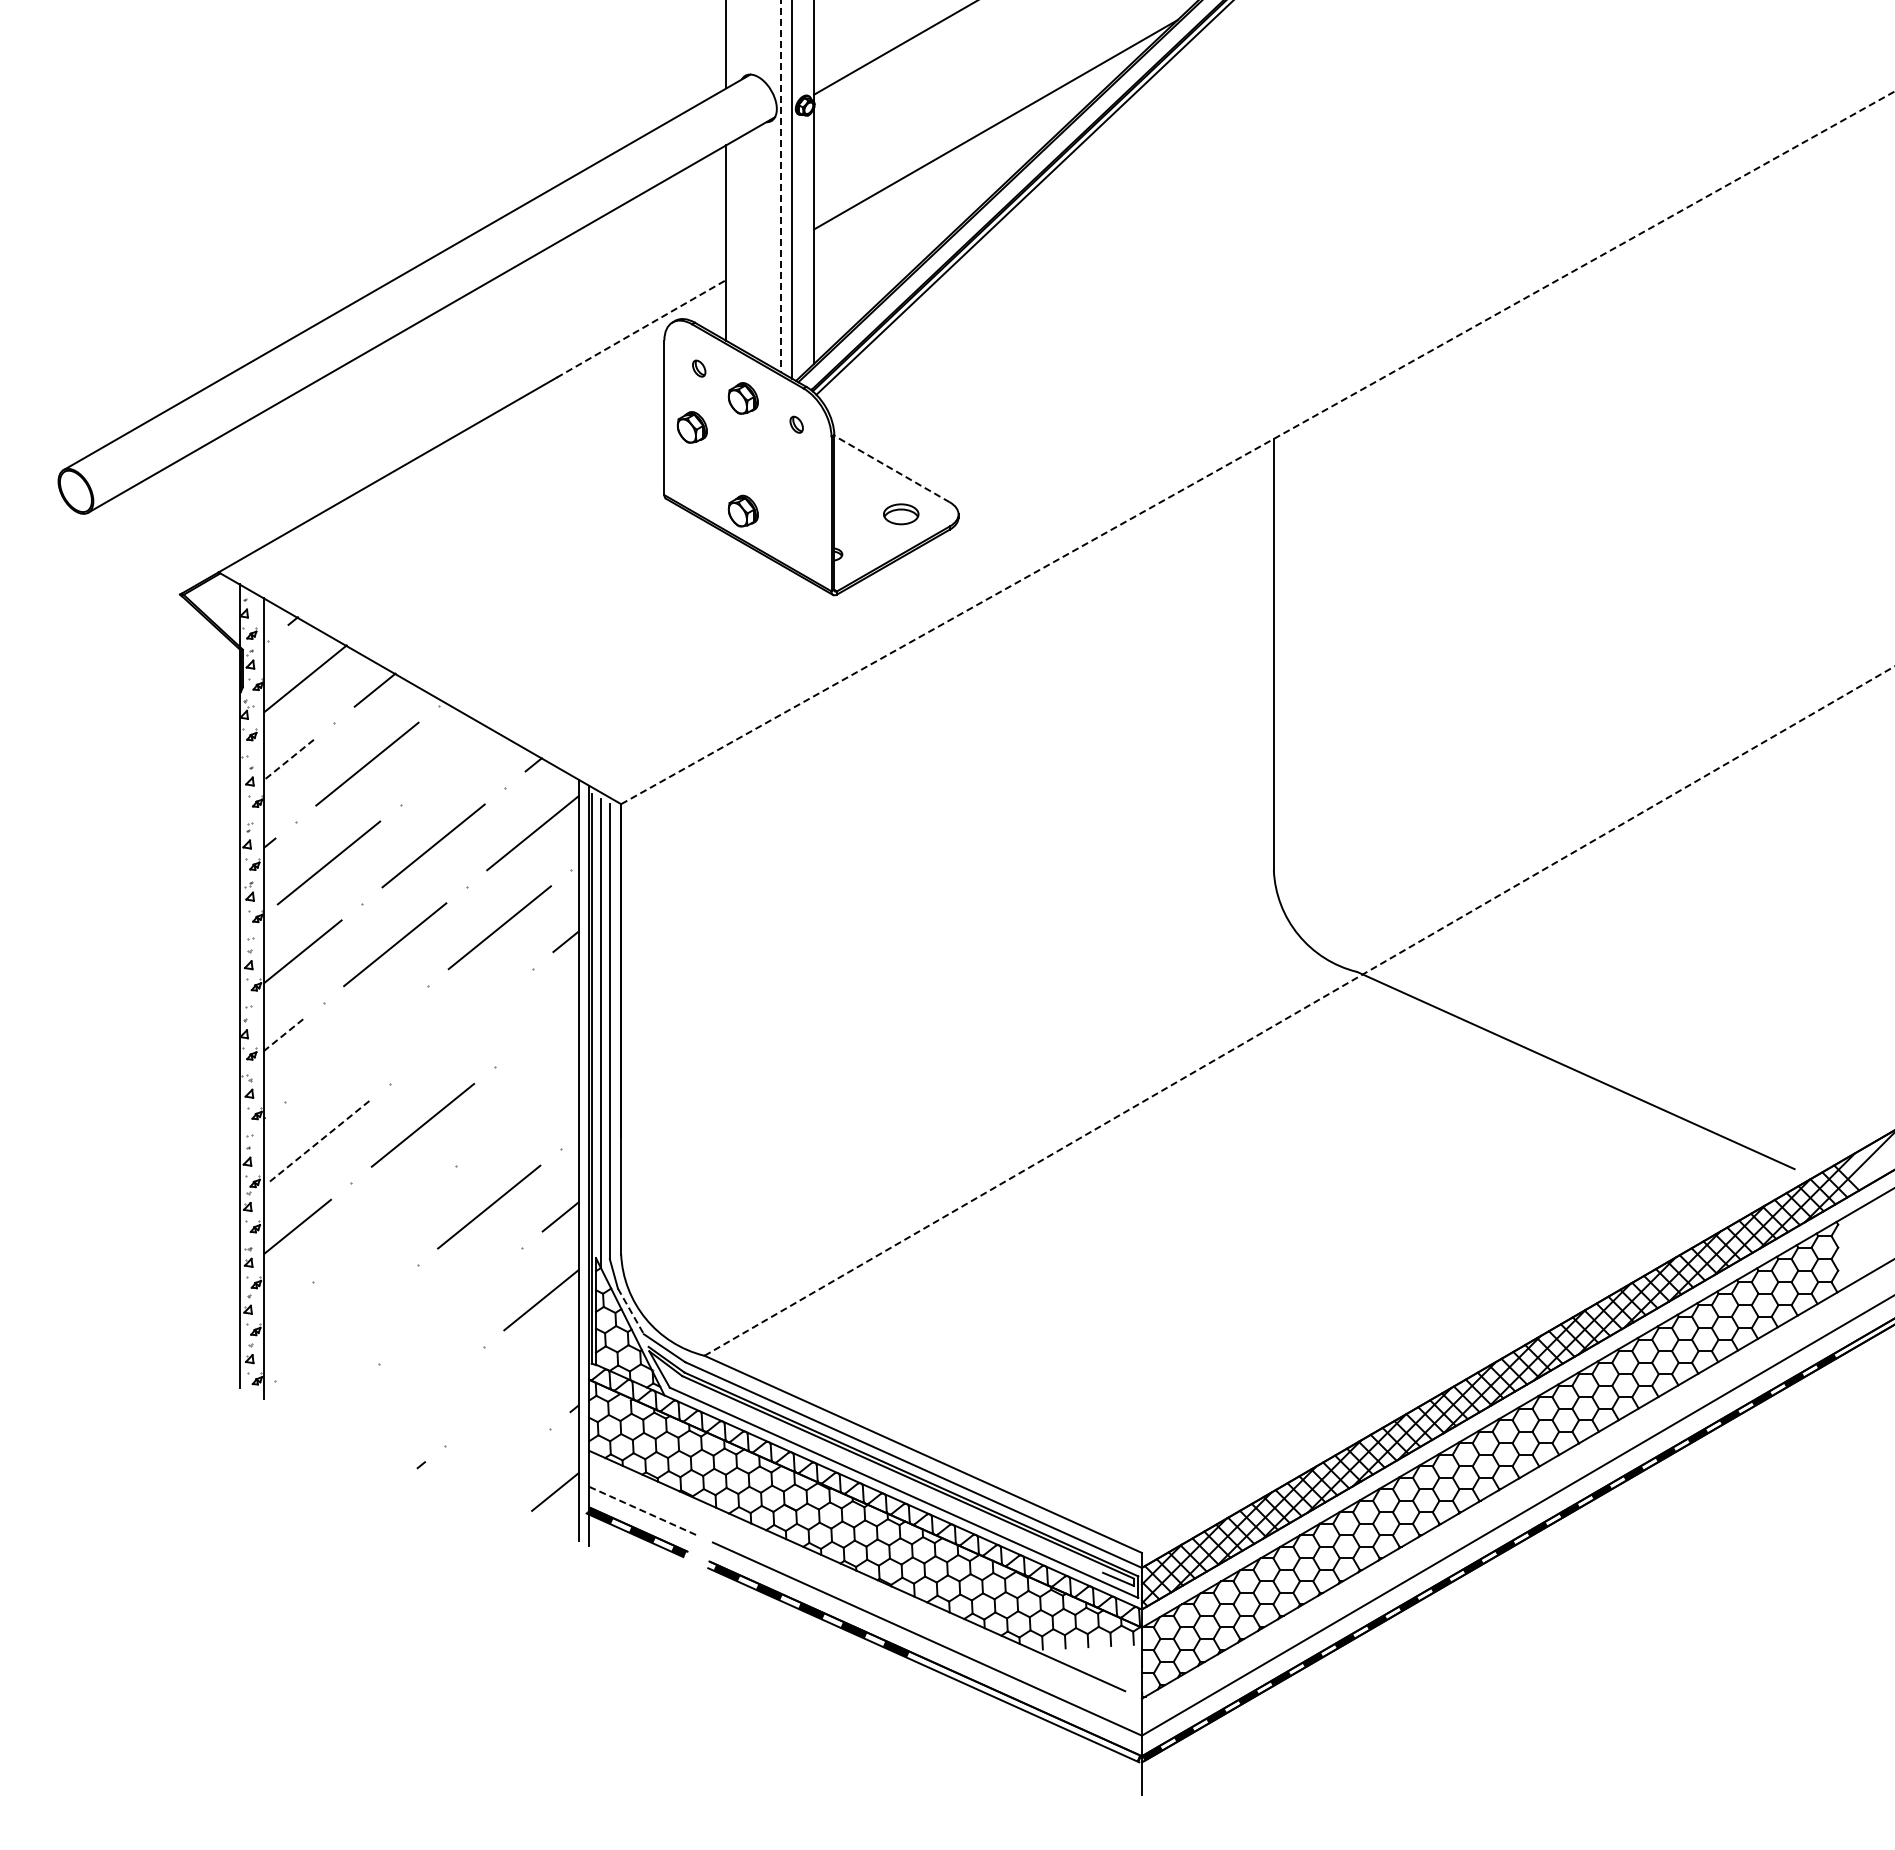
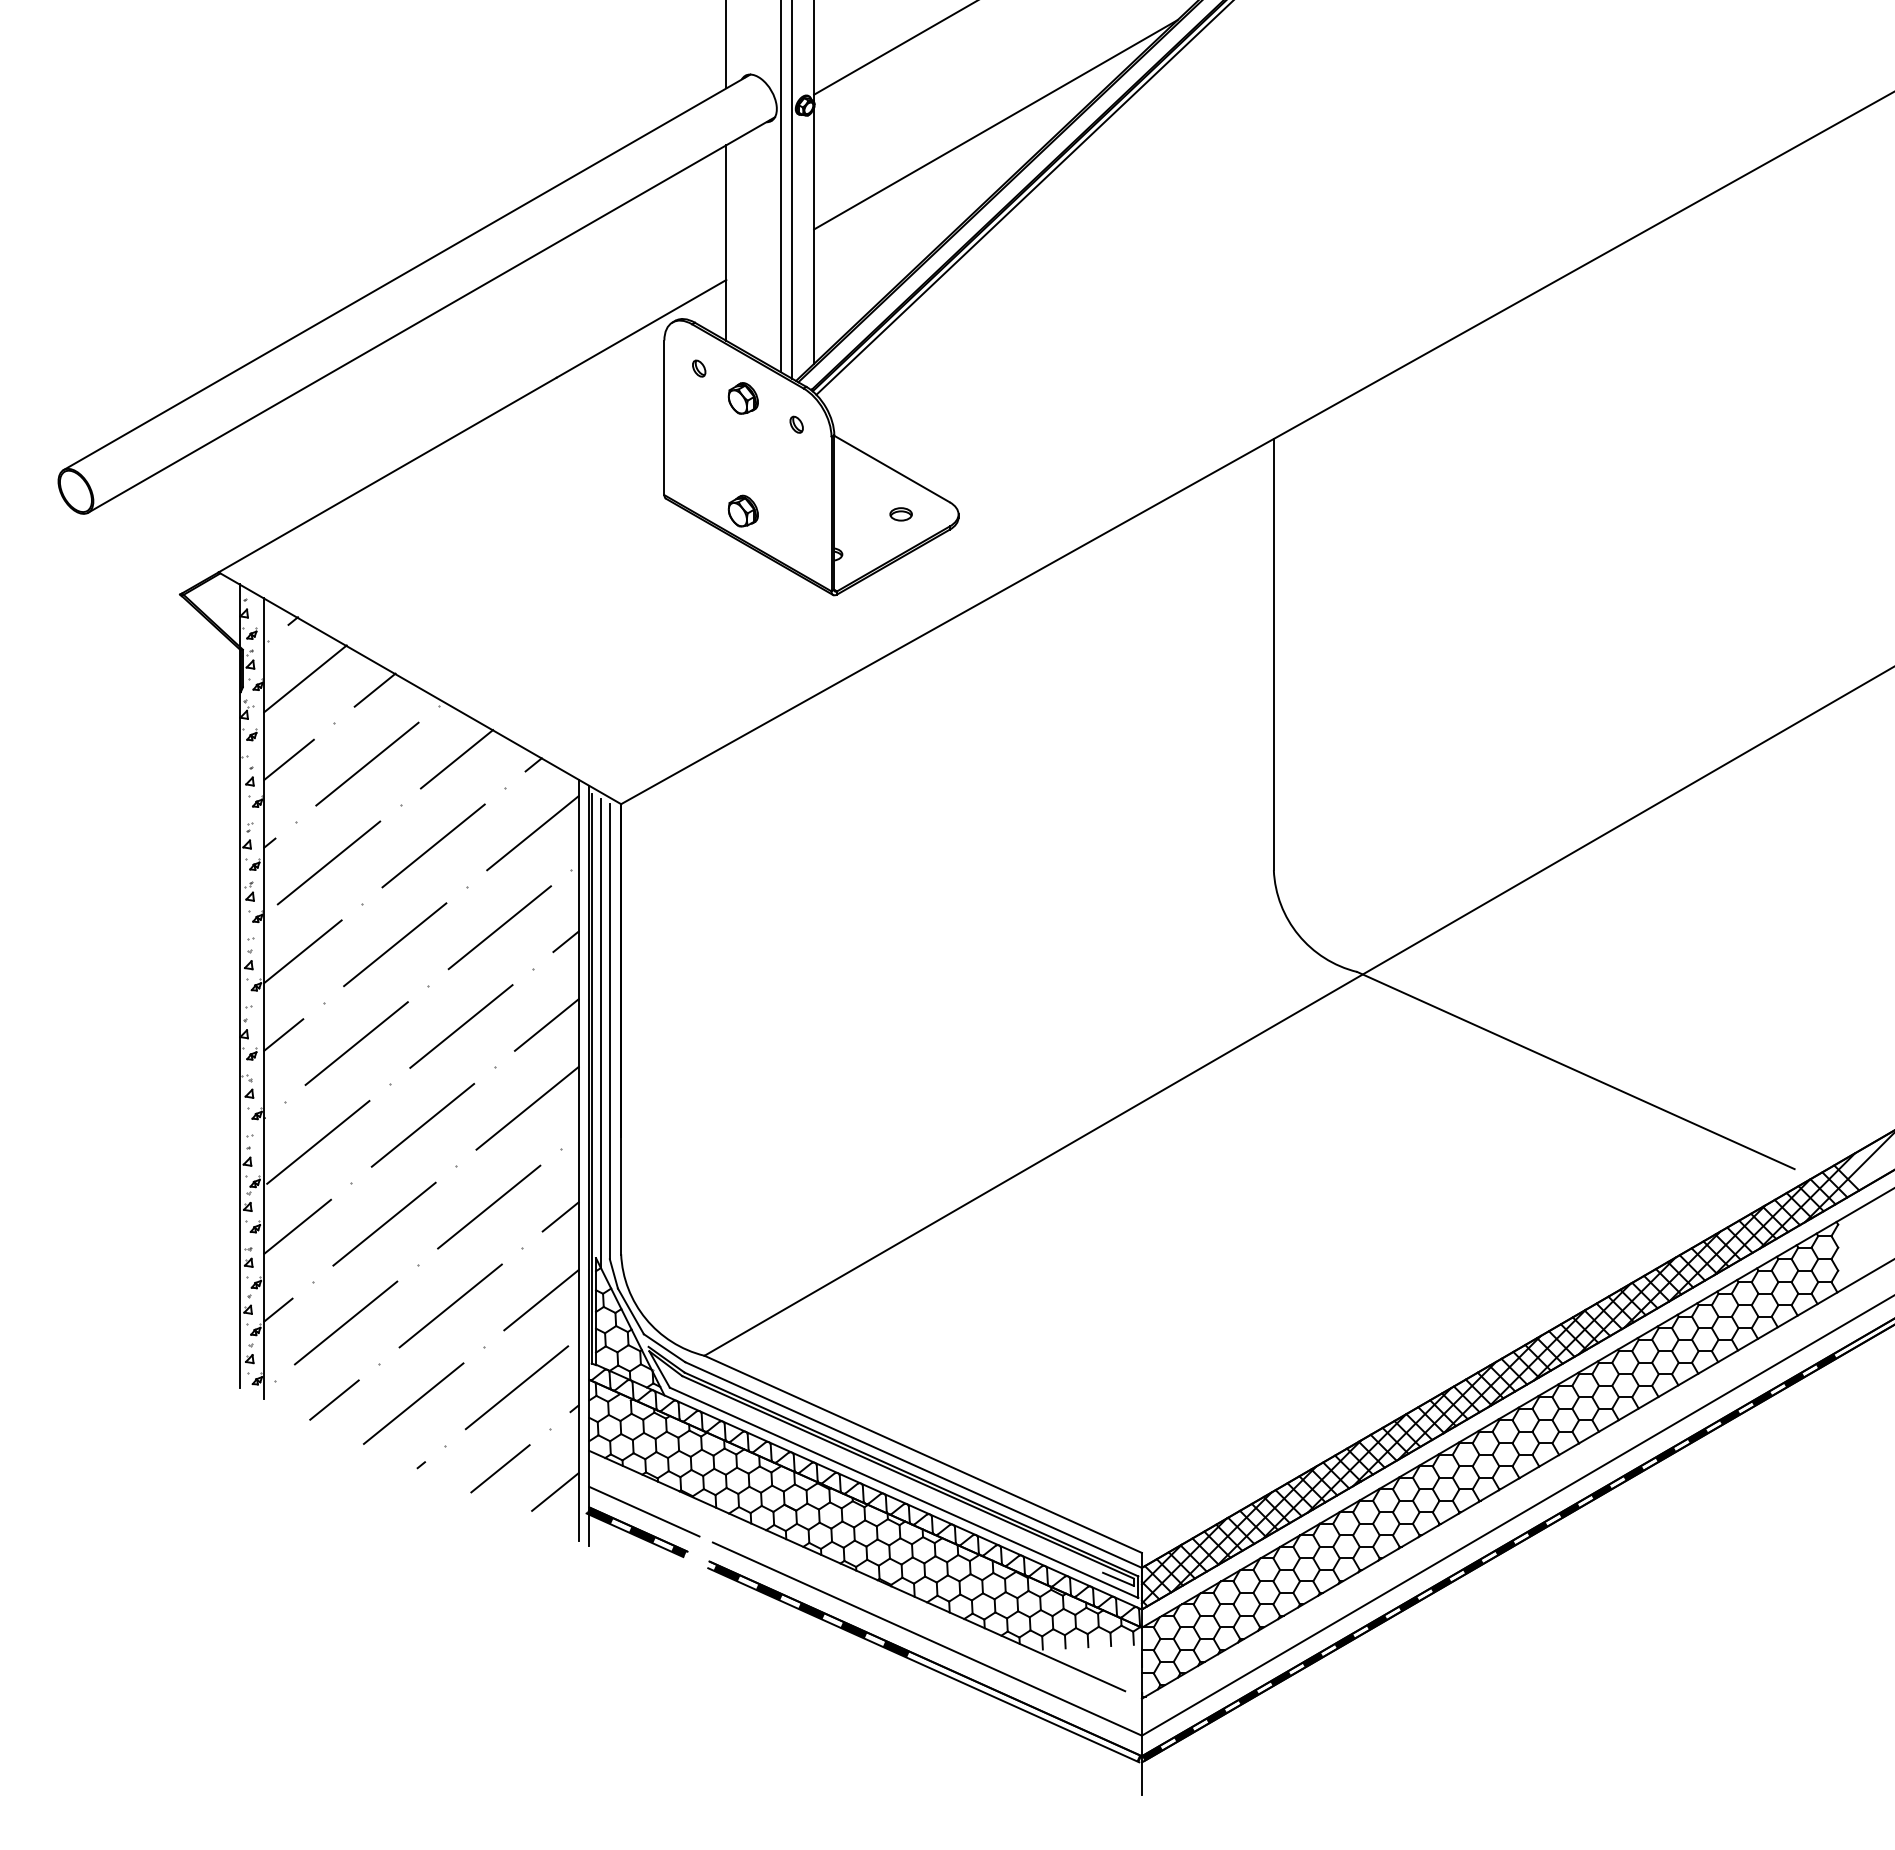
line: dashed -> solid (780, 186)
line: dashed -> solid (641, 328)
part: present -> none (691, 427)
line: dashed -> solid (1258, 447)
line: dashed -> solid (892, 469)
part size: 37x23 px -> 24x15 px (900, 514)
line: dashed -> solid (289, 759)
line: none -> present (456, 759)
line: dashed -> solid (1299, 1011)
line: none -> present (546, 1024)
line: none -> present (461, 1026)
line: dashed -> solid (283, 1035)
line: none -> present (356, 1043)
line: none -> present (527, 1107)
line: dashed -> solid (318, 1142)
line: none -> present (384, 1223)
line: none -> present (450, 1305)
line: none -> present (278, 1309)
line: dashed -> solid (631, 1311)
line: none -> present (346, 1322)
line: none -> present (516, 1387)
line: none -> present (334, 1399)
line: none -> present (413, 1403)
line: none -> present (500, 1468)
line: dashed -> solid (644, 1511)
